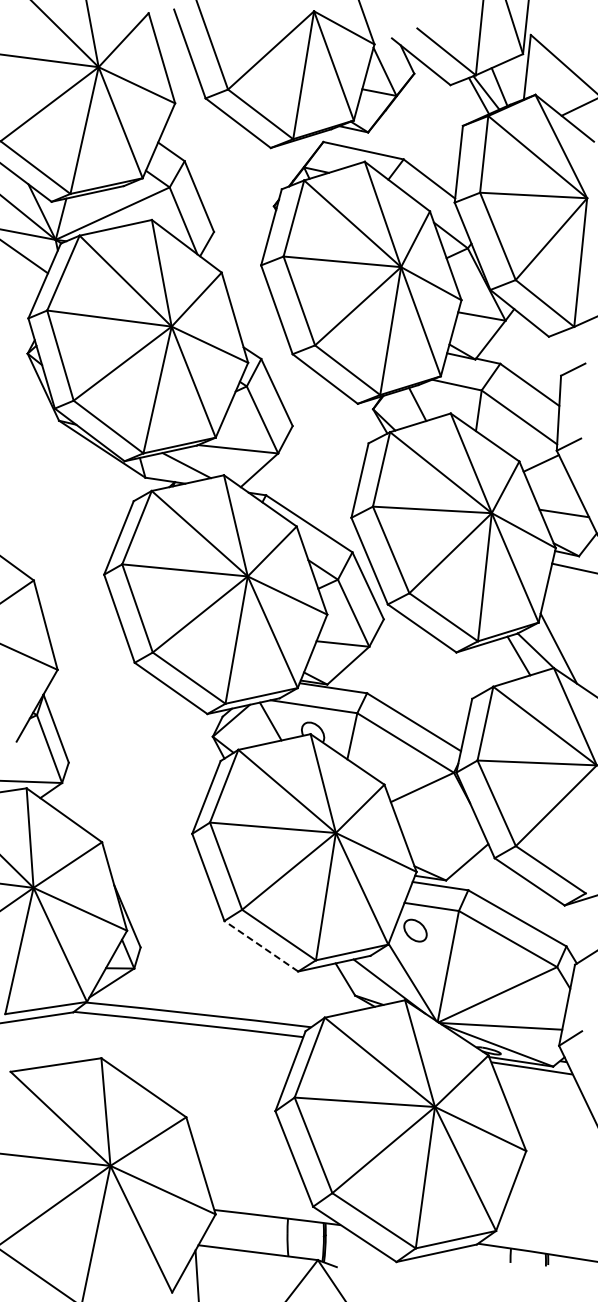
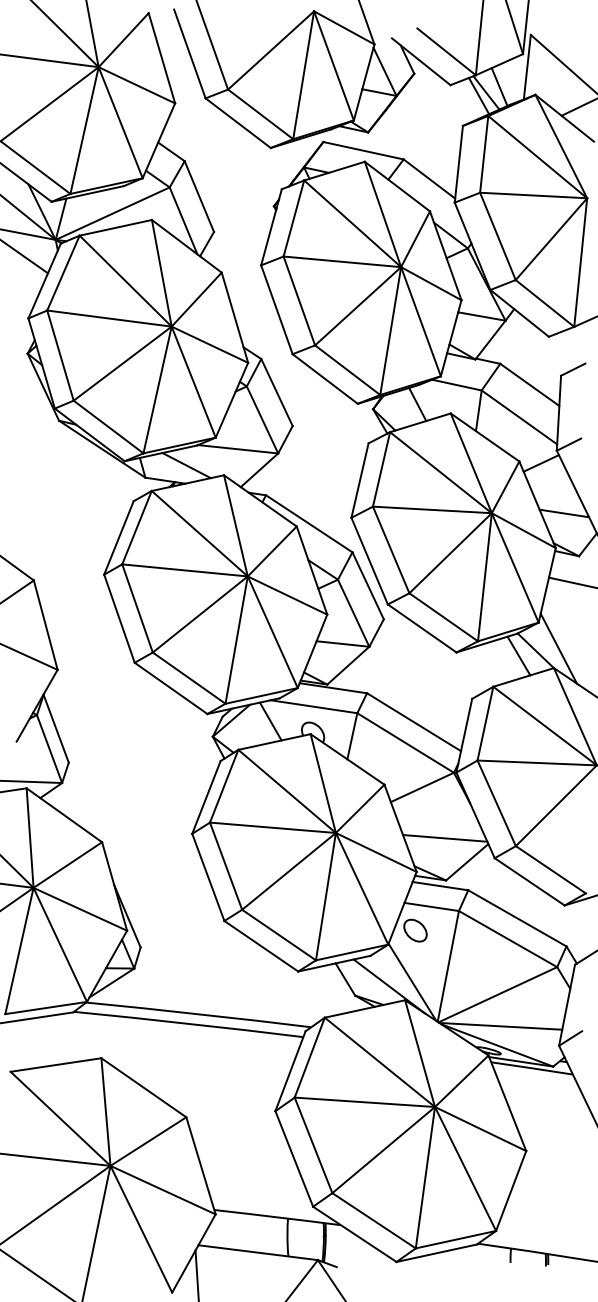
line position: (572, 567) -> (571, 582) (571, 582)
line: none -> present (445, 838)
line: dashed -> solid (261, 946)
